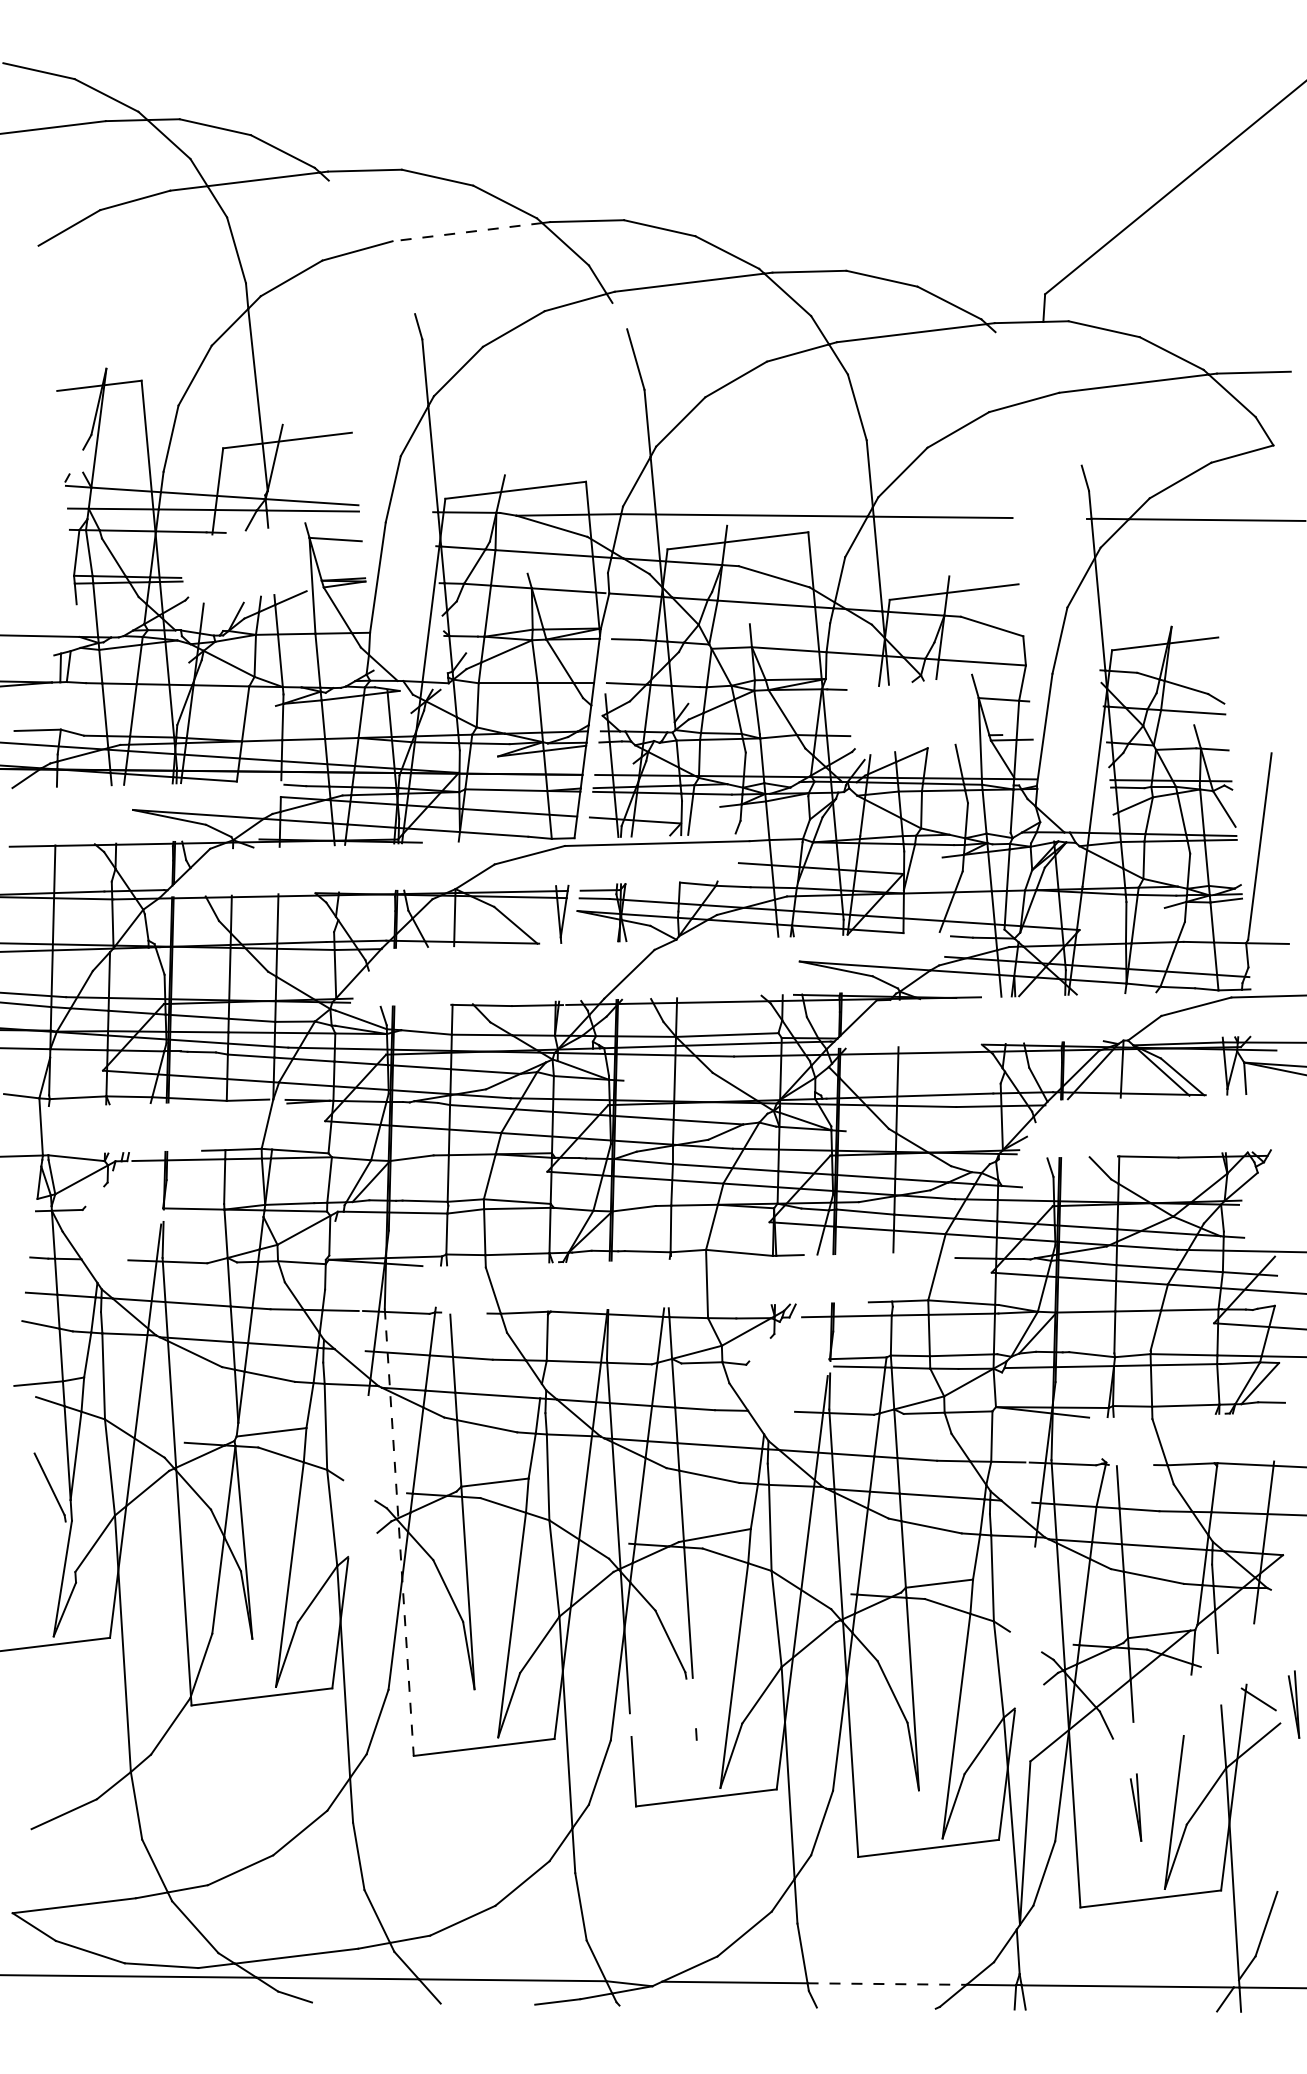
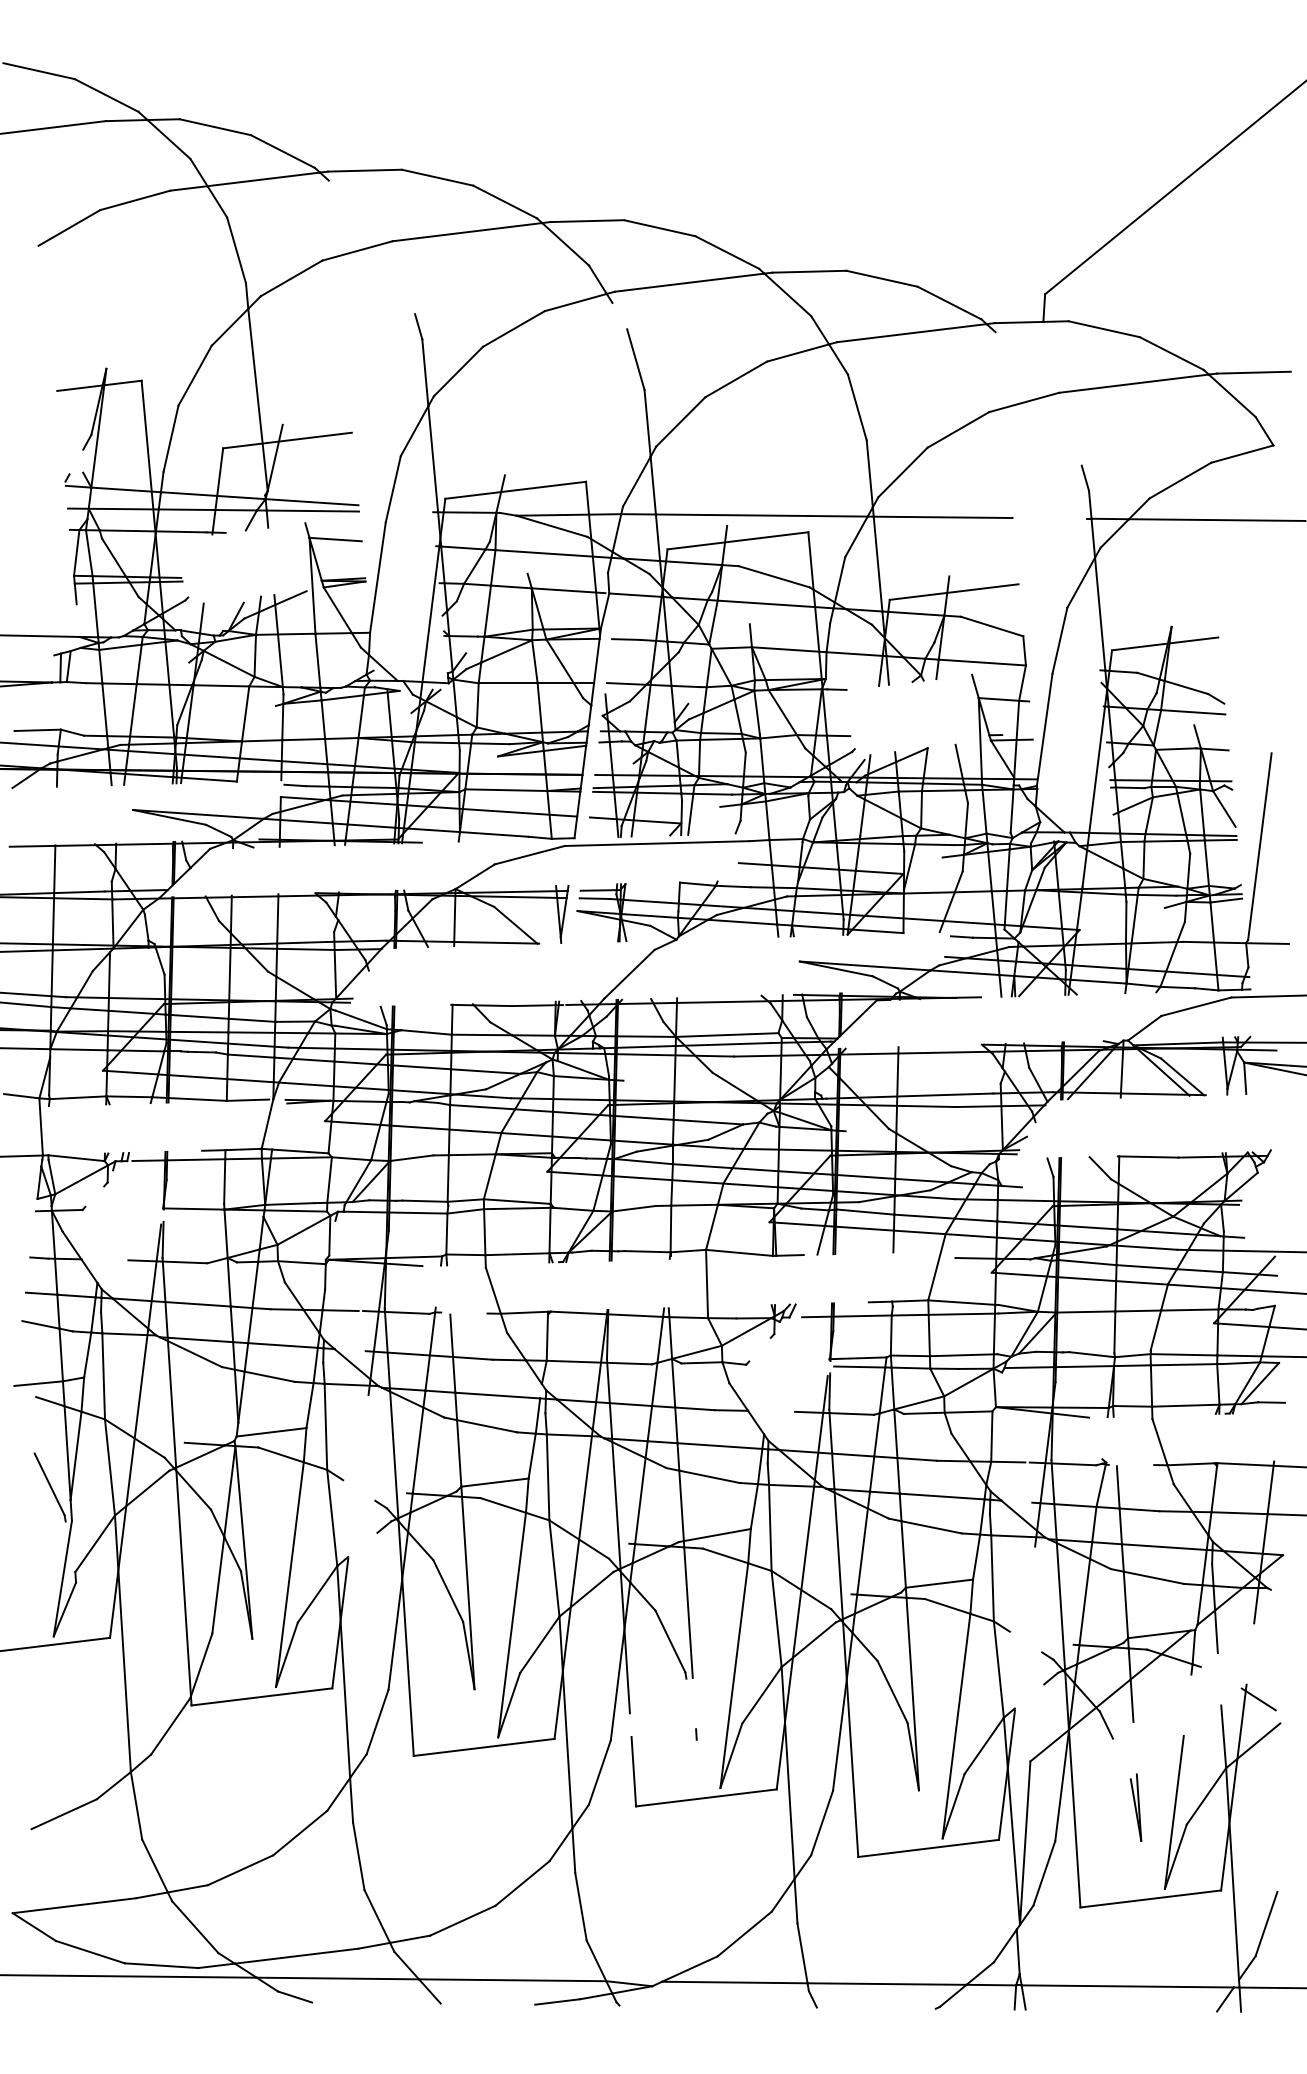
line: dashed -> solid (466, 232)
line: dashed -> solid (399, 1532)
part: present -> none (1294, 1704)
line: dashed -> solid (887, 1984)
